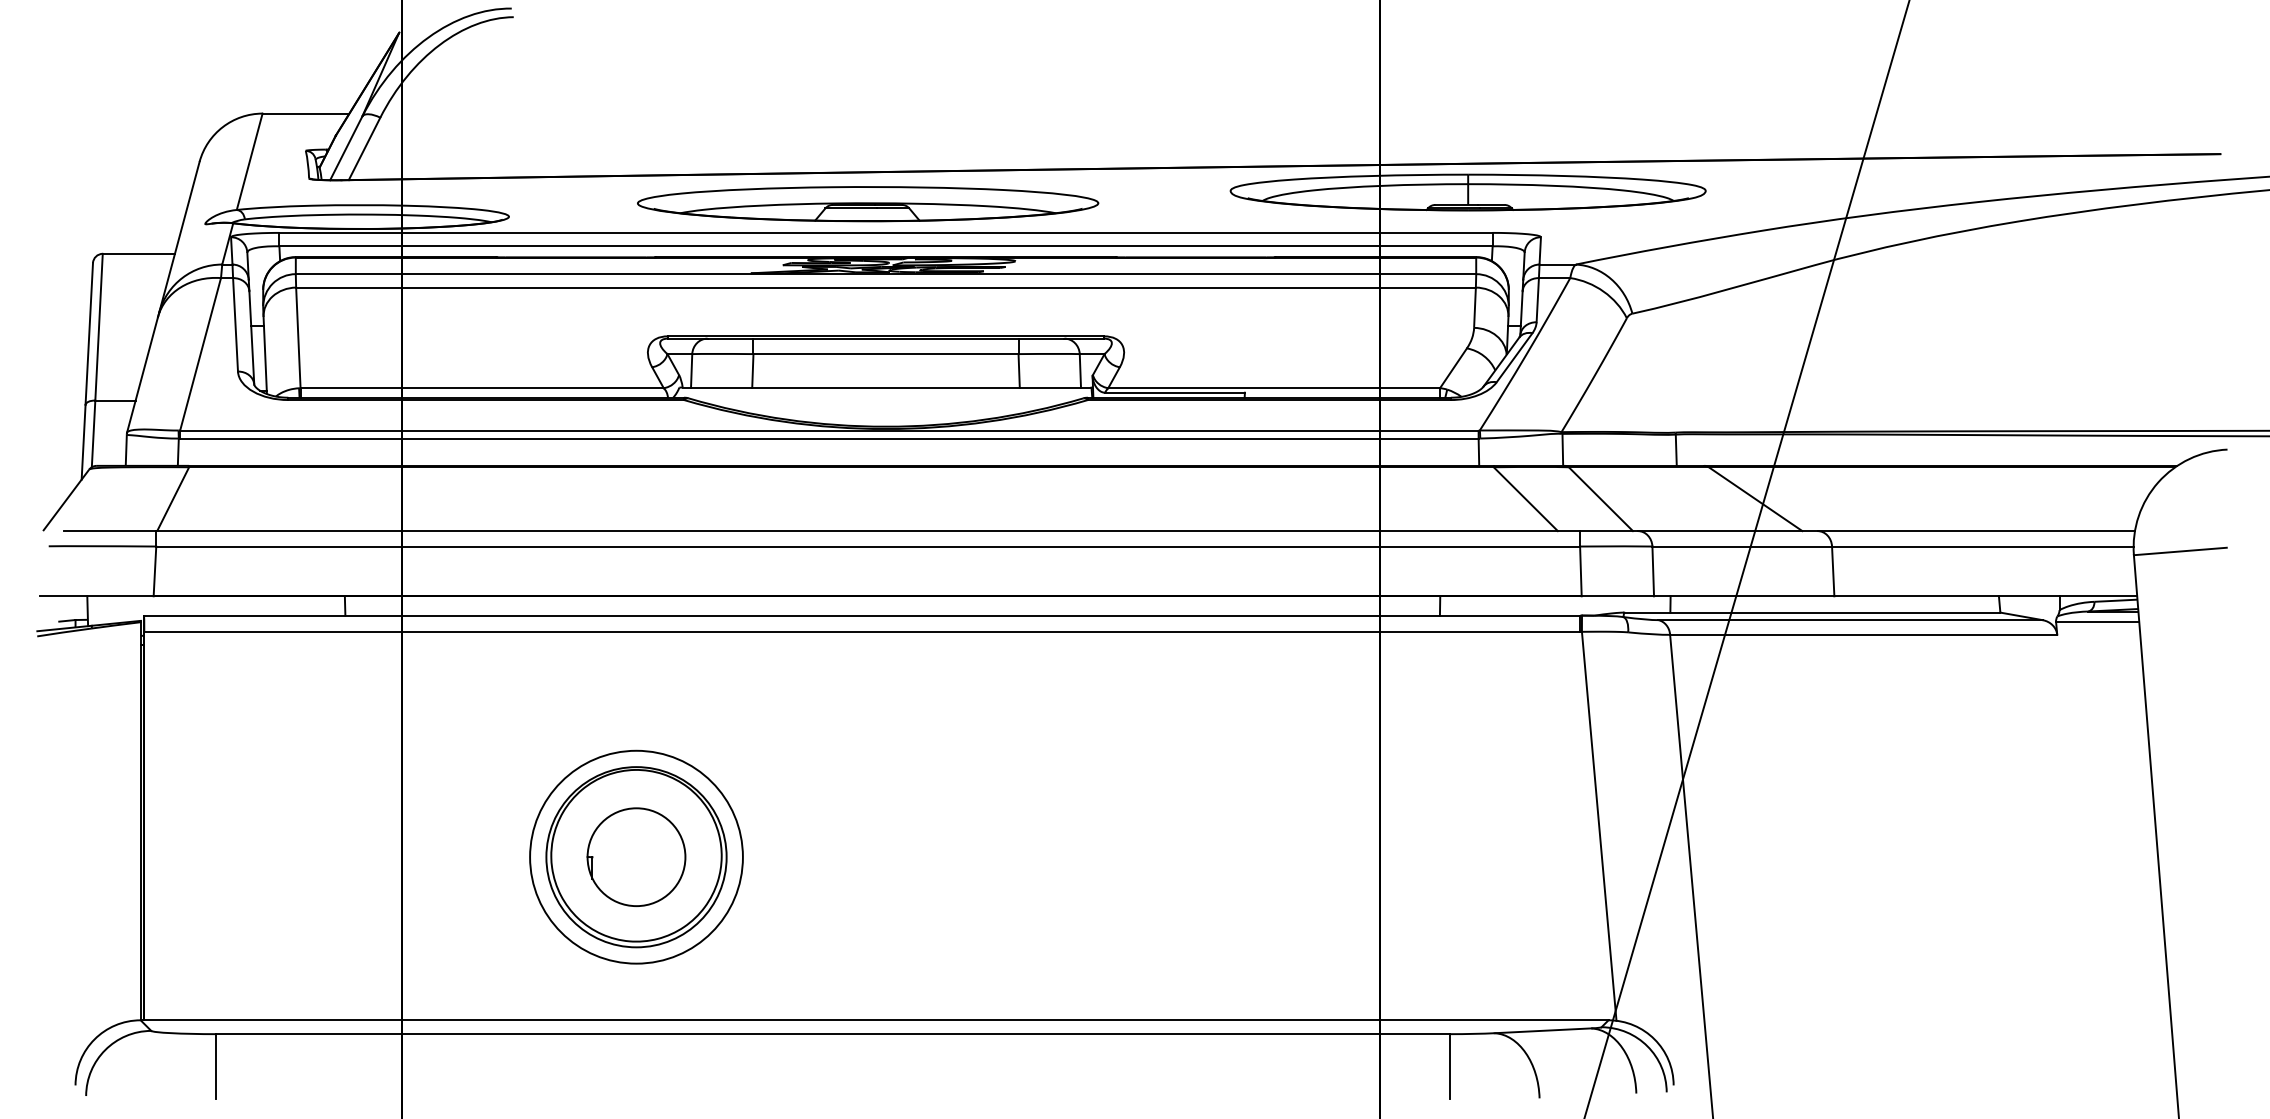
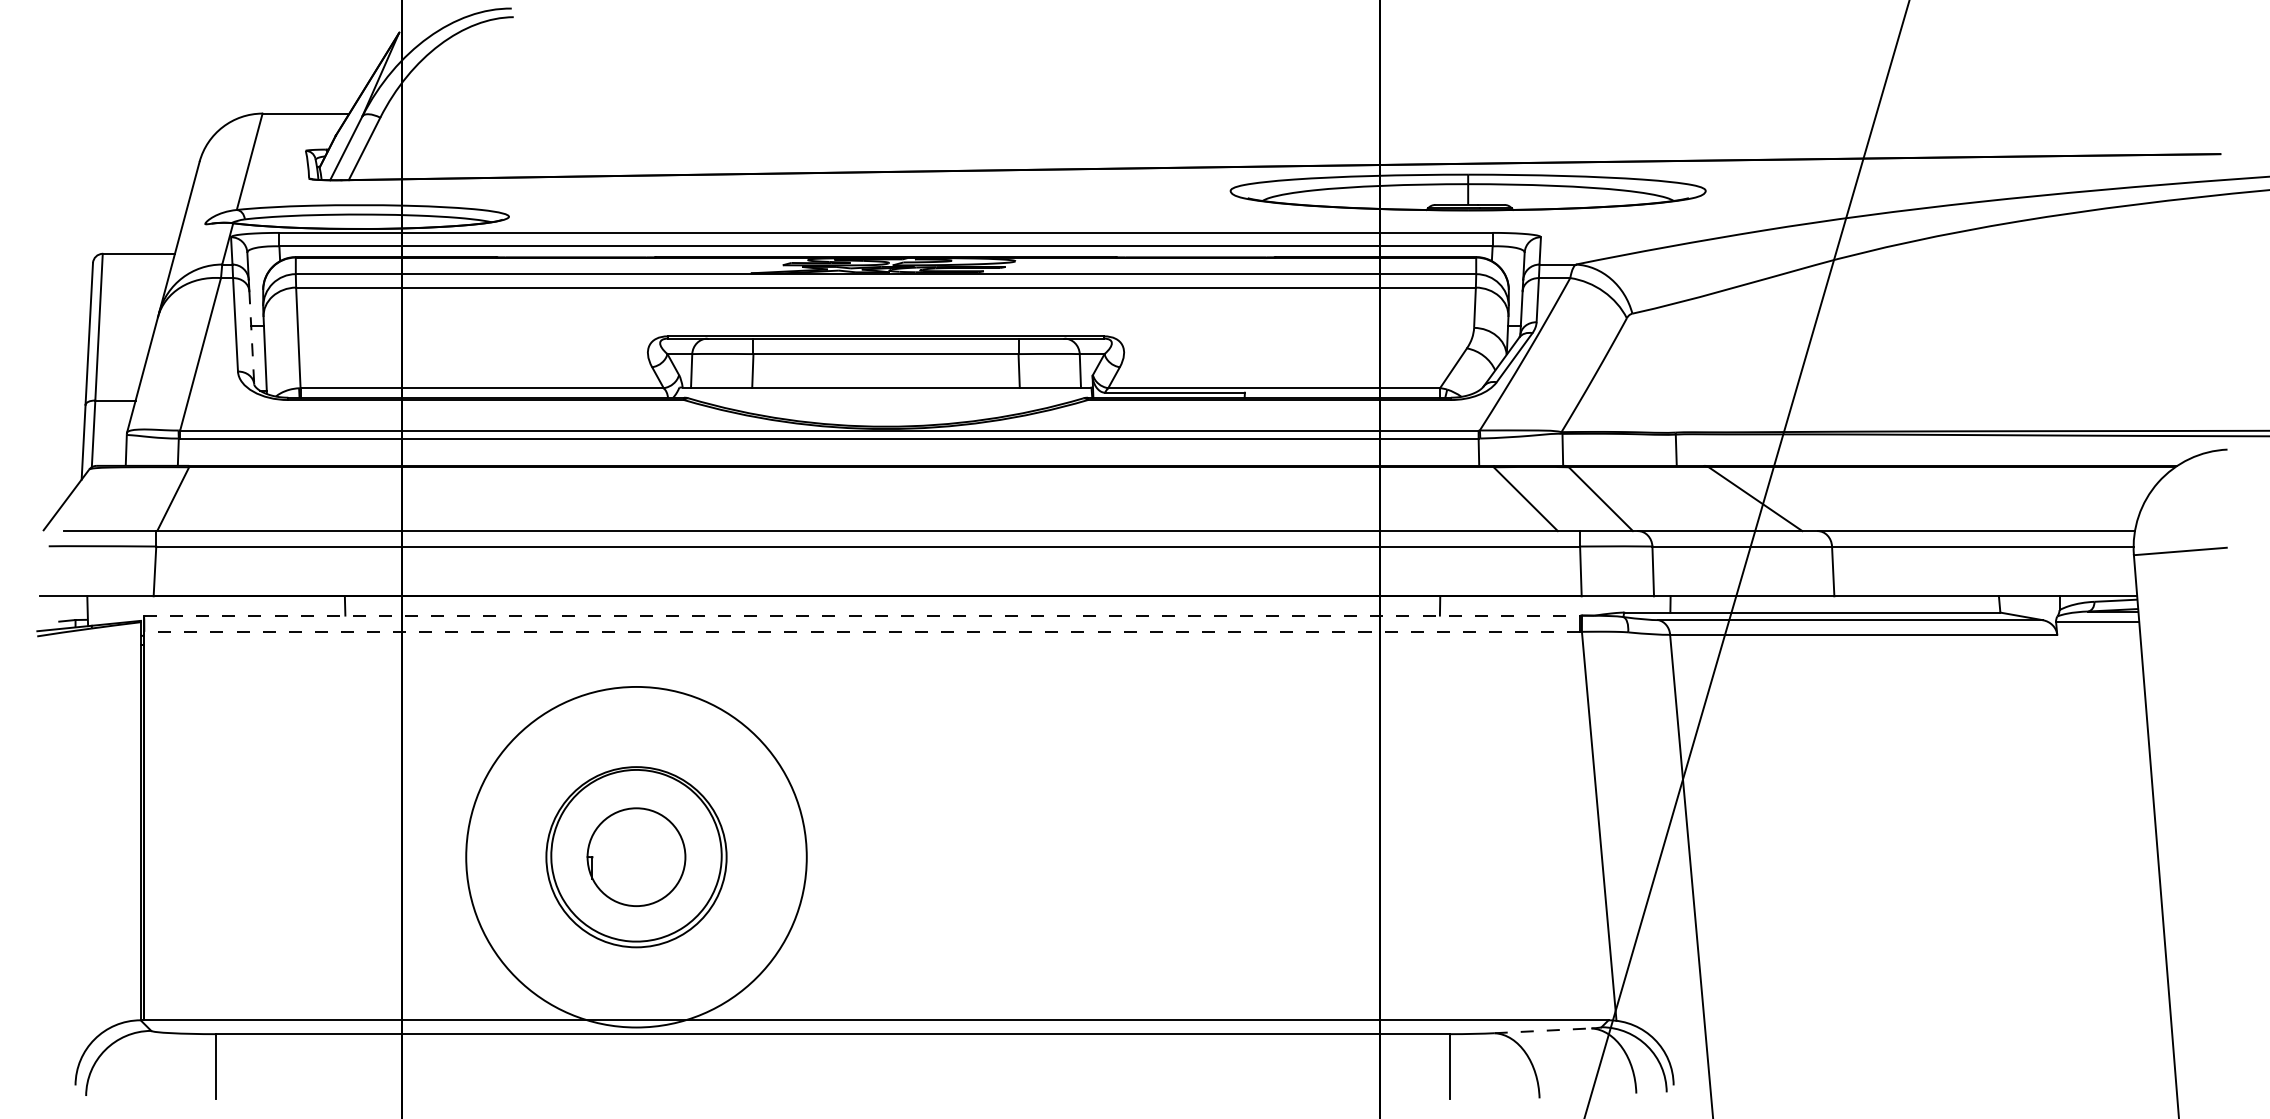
part: present -> none (868, 204)
line: solid -> dashed (251, 337)
line: solid -> dashed (862, 615)
line: solid -> dashed (862, 631)
circle diameter: 213 px -> 341 px (636, 856)
line: solid -> dashed (1543, 1030)
